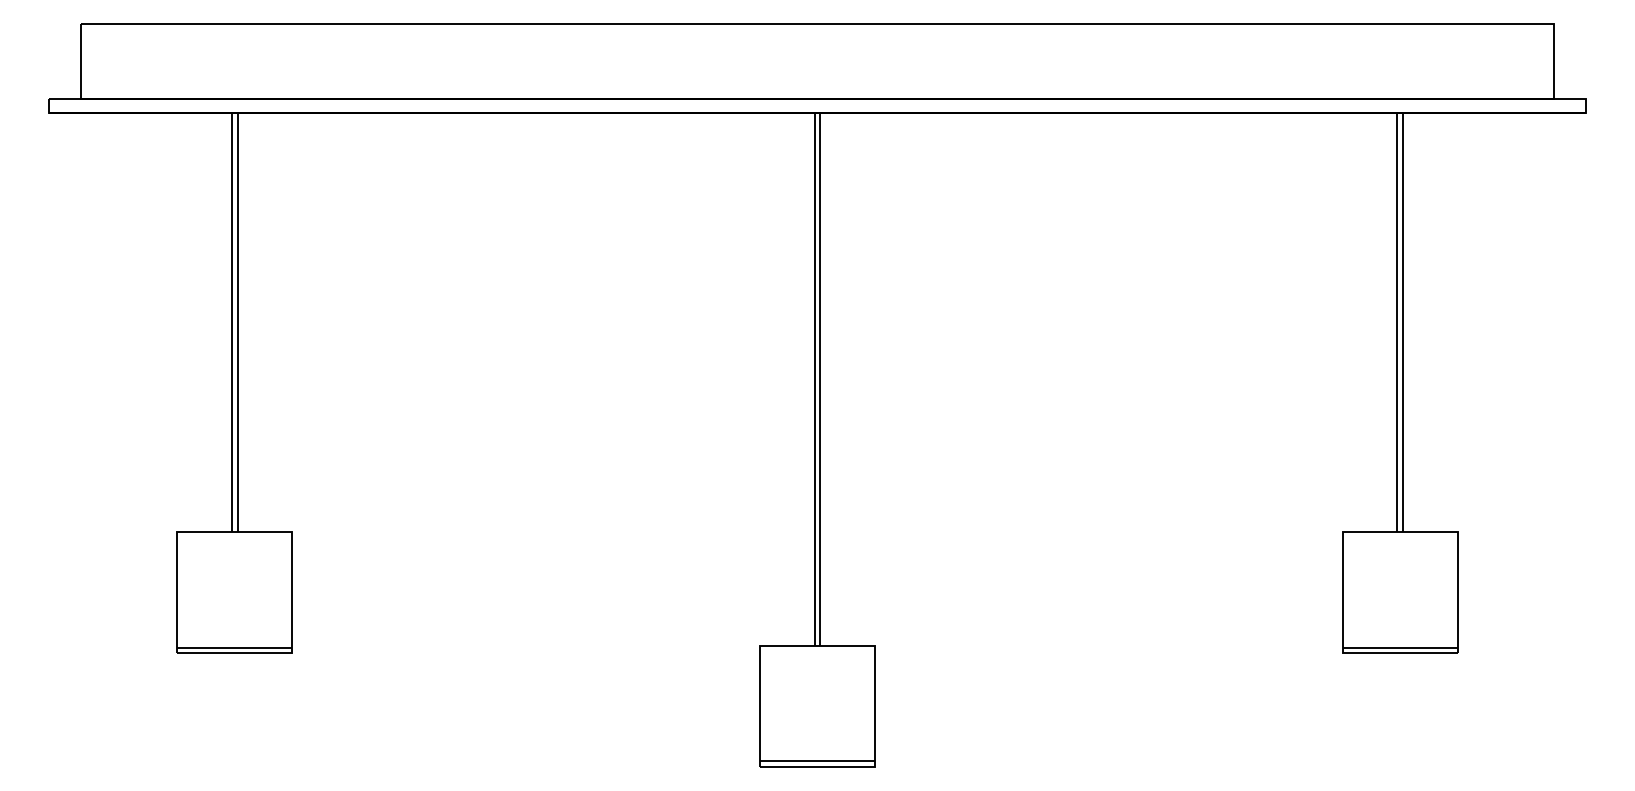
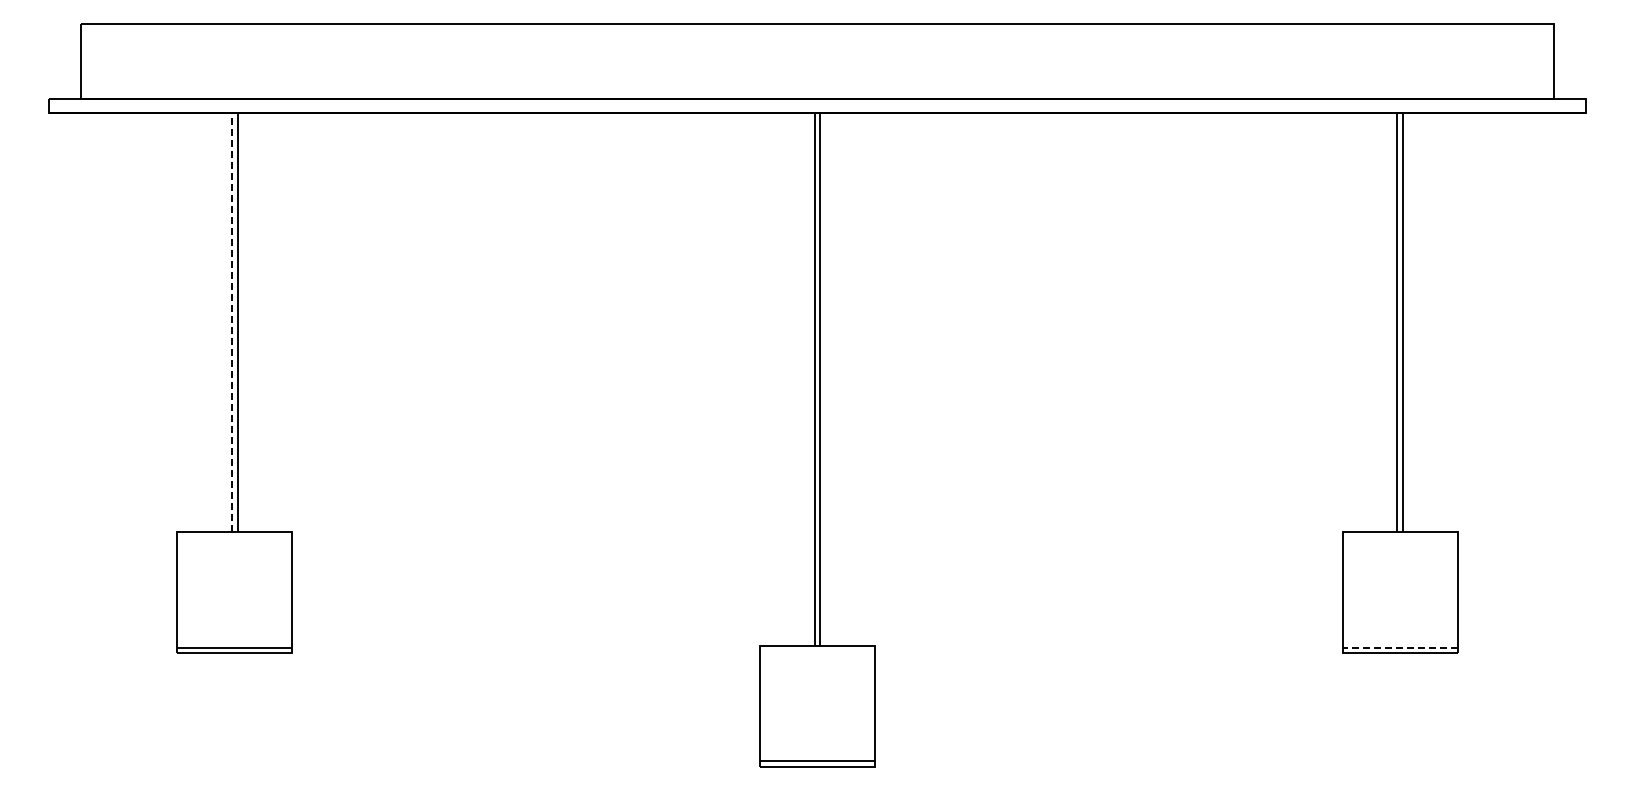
line: solid -> dashed (231, 322)
line: solid -> dashed (1400, 647)
